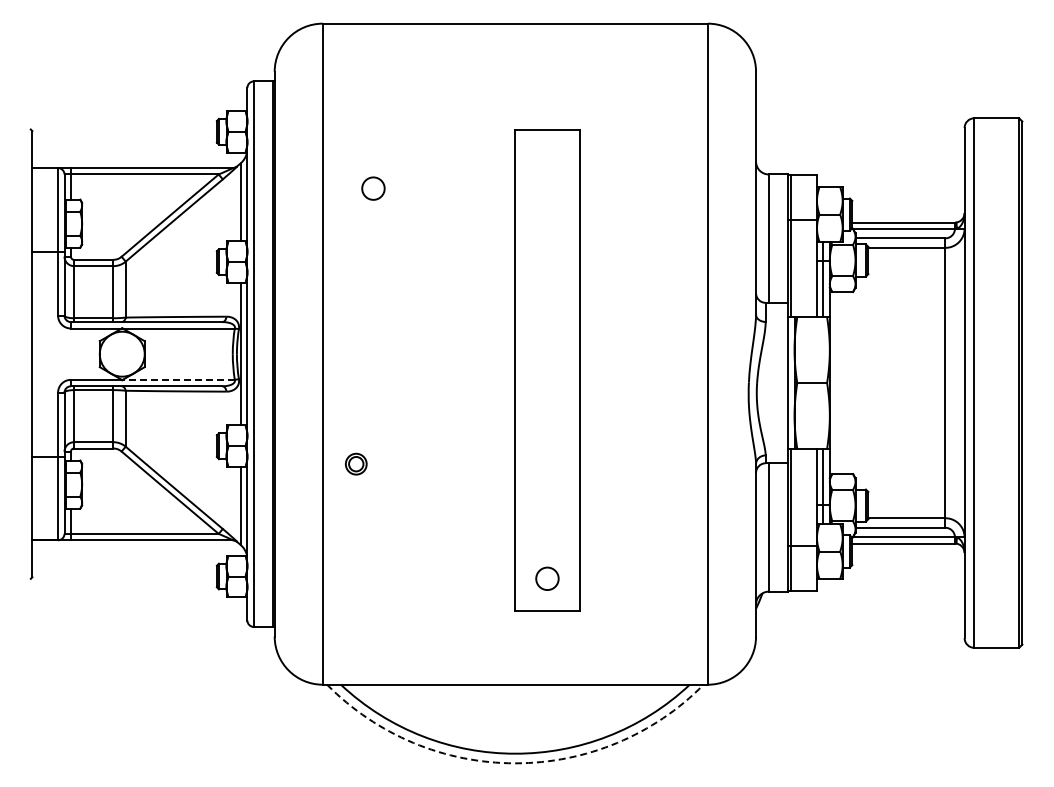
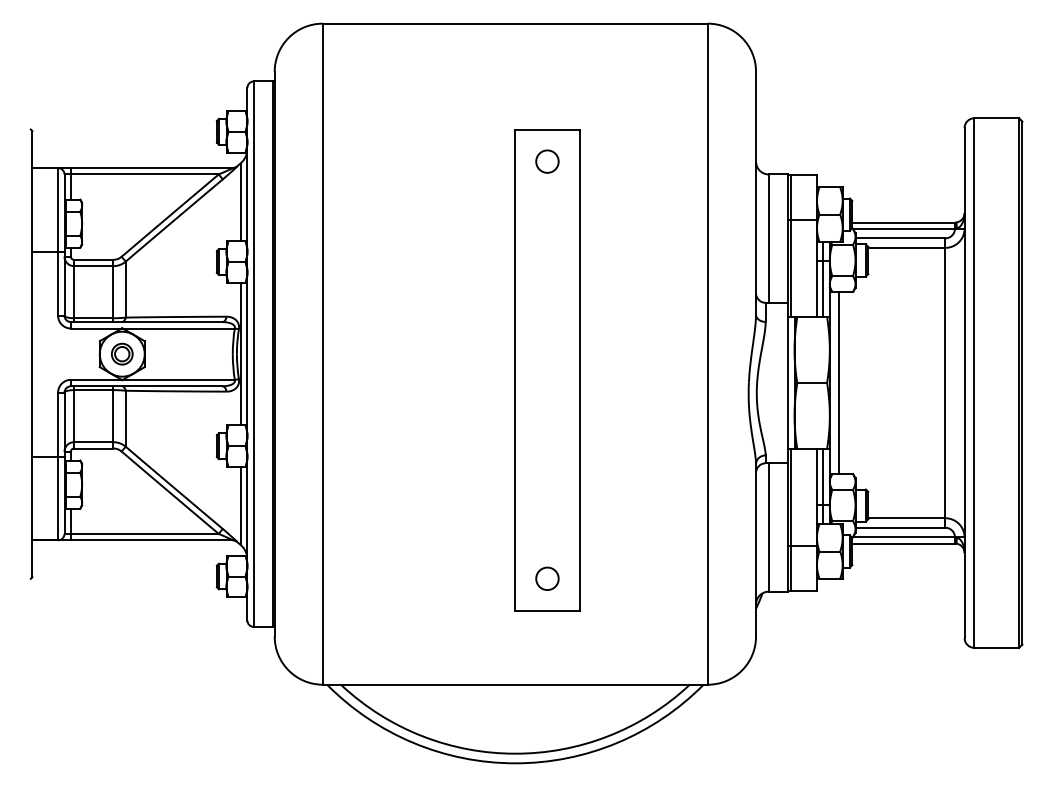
circle position: (373, 188) -> (547, 161) (547, 161)
line: dashed -> solid (178, 379)
line: none -> present (839, 383)
part position: (356, 463) -> (122, 353) (122, 353)
arc: dashed -> solid (515, 763)
